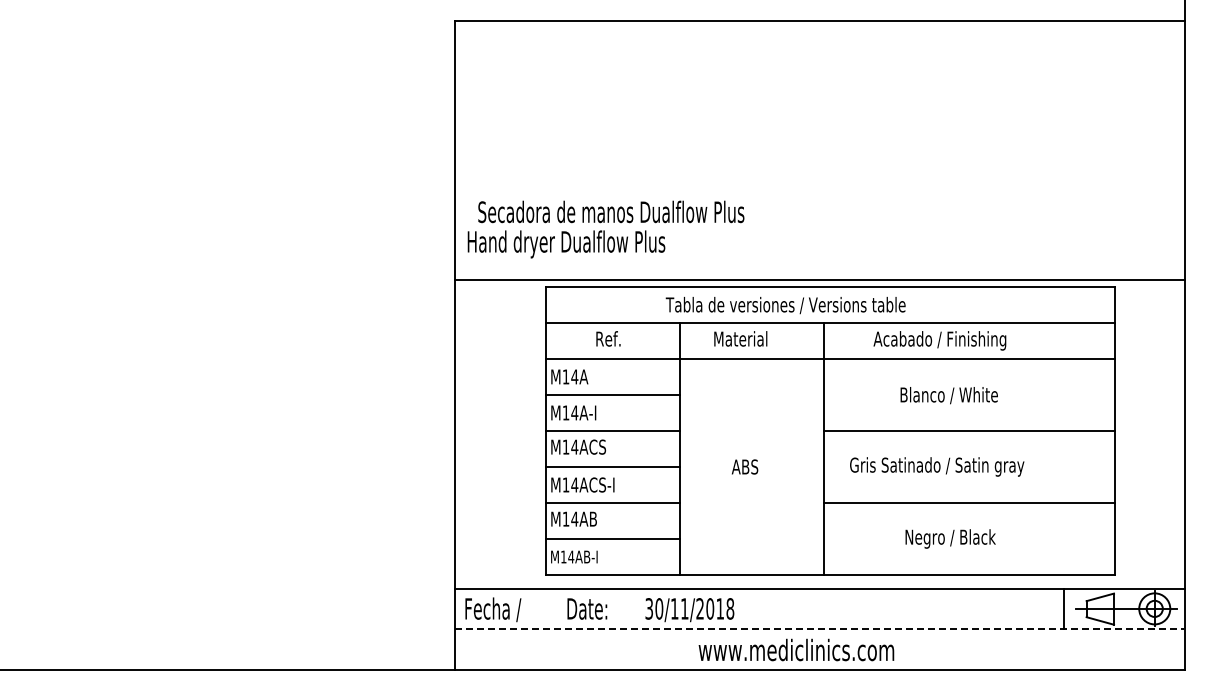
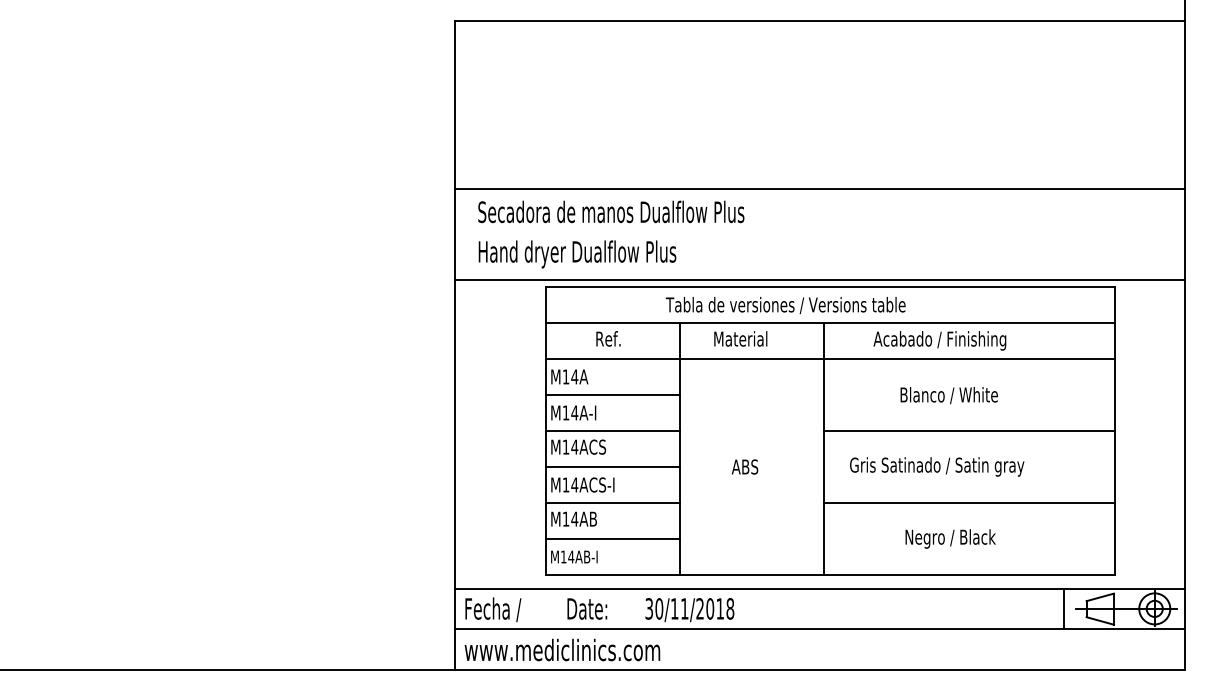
line: none -> present (819, 189)
text position: (566, 244) -> (577, 254) (577, 254)
line: dashed -> solid (819, 628)
text position: (796, 649) -> (562, 649) (562, 649)
